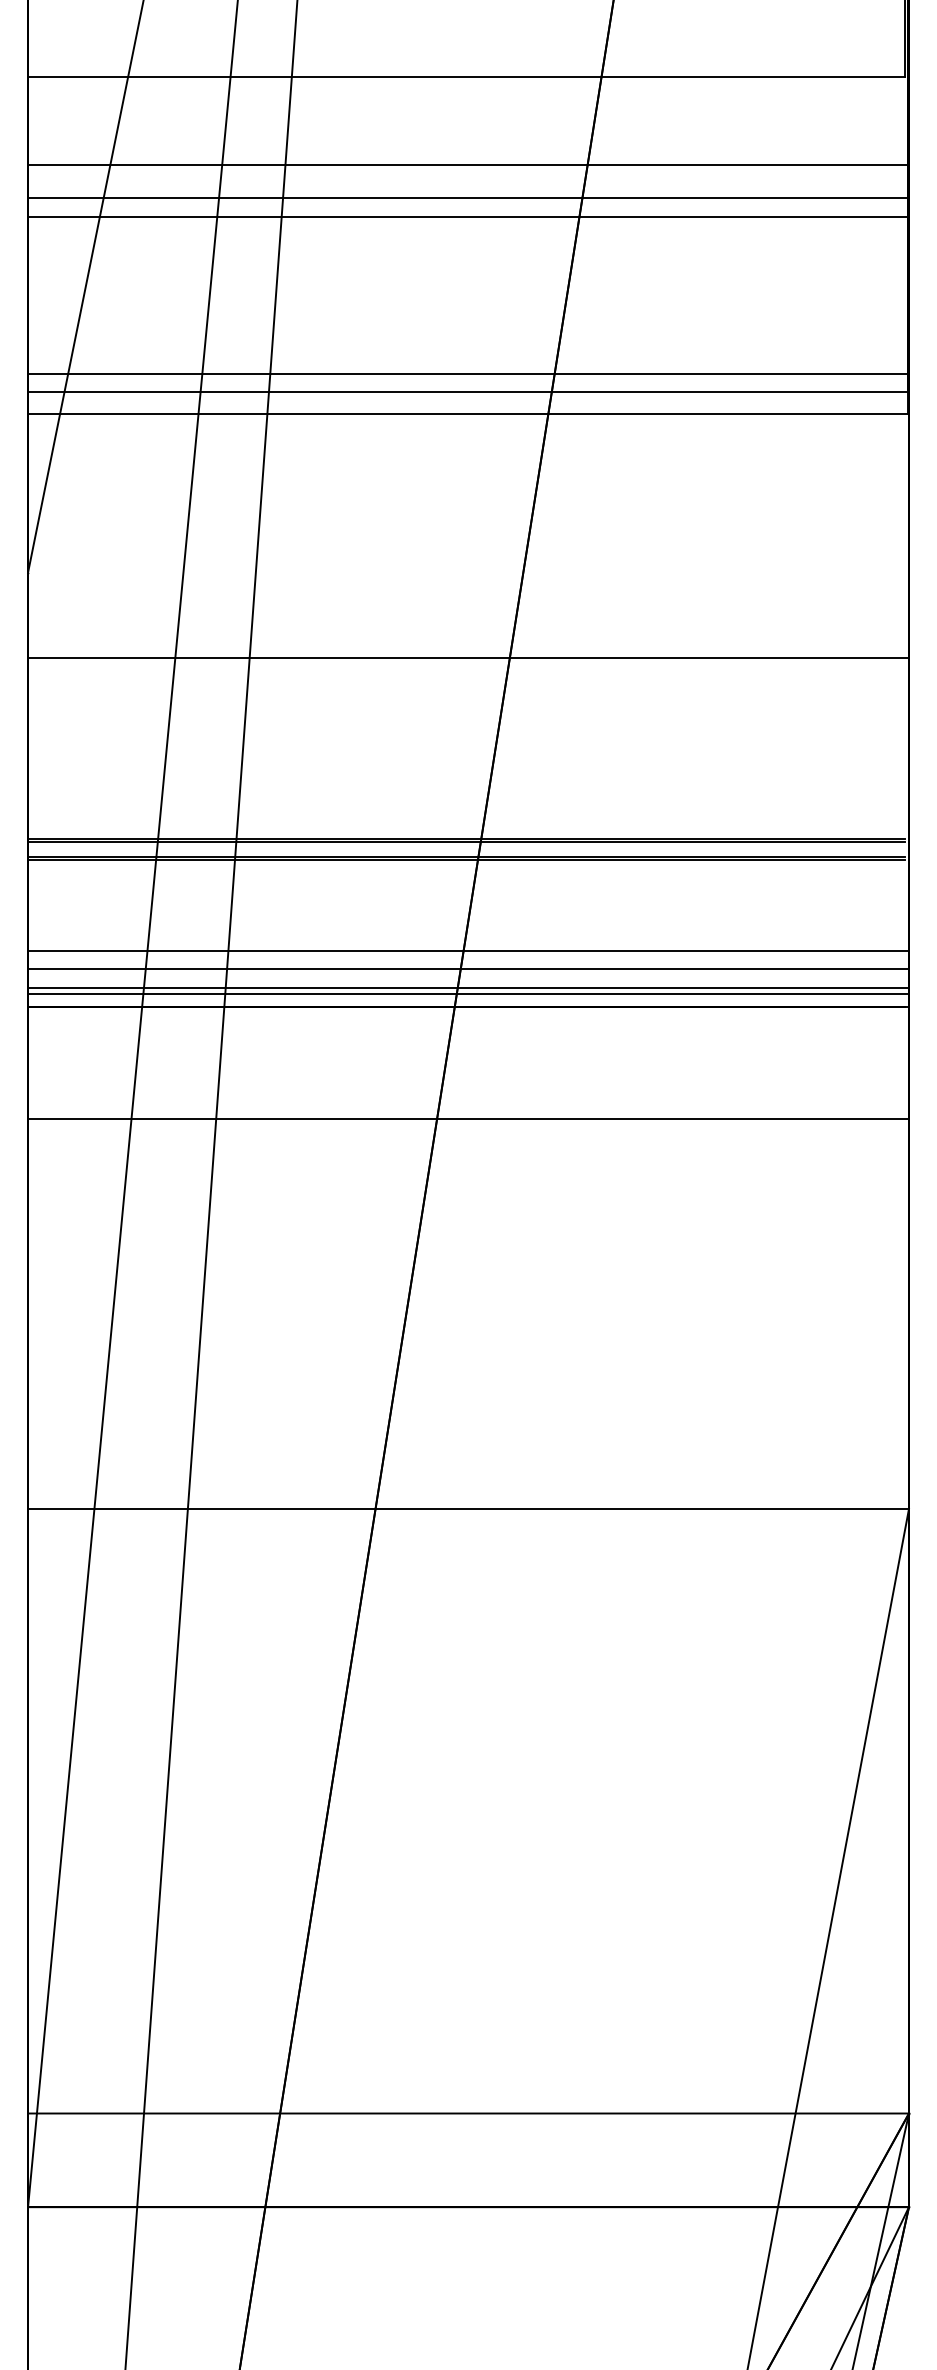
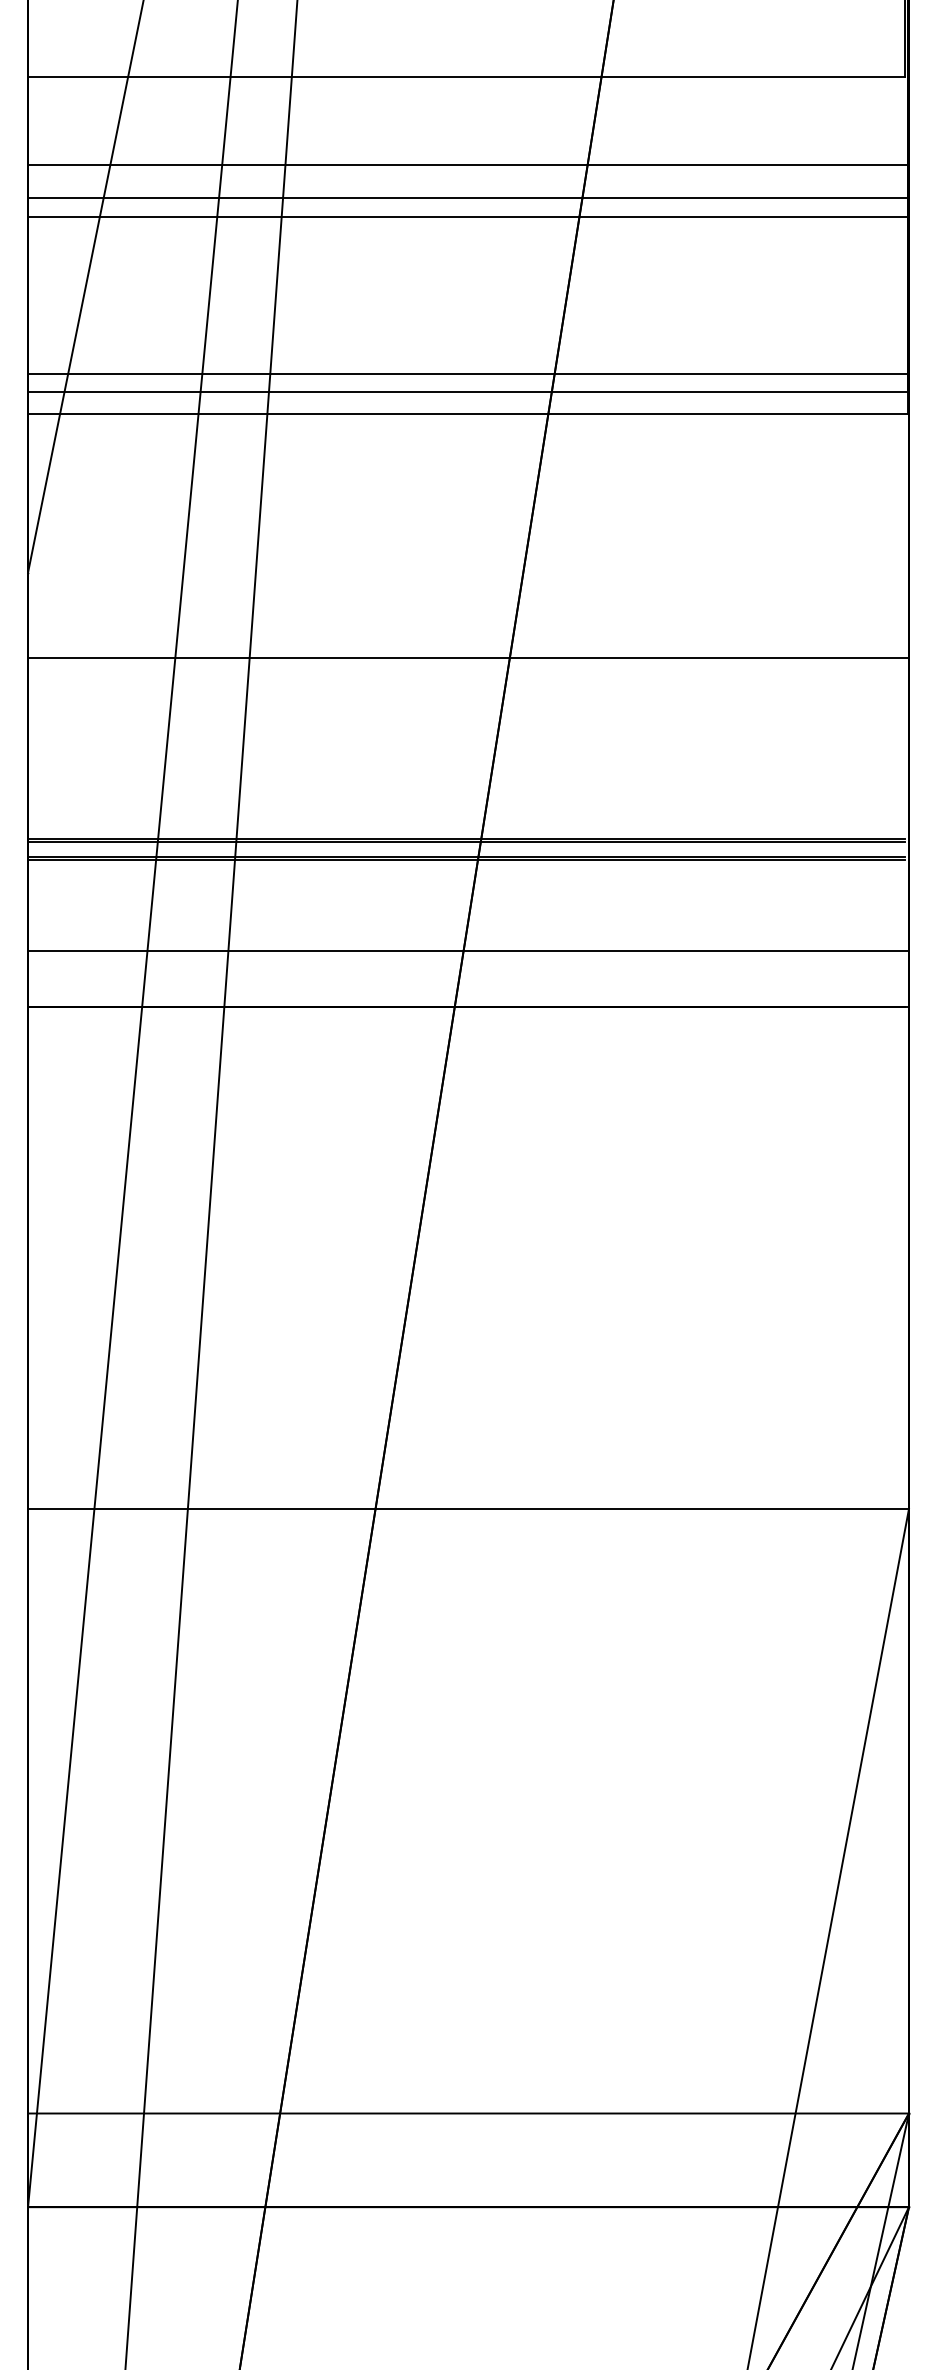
line: present -> none (467, 969)
line: present -> none (467, 987)
line: present -> none (467, 993)
line: present -> none (467, 1118)
